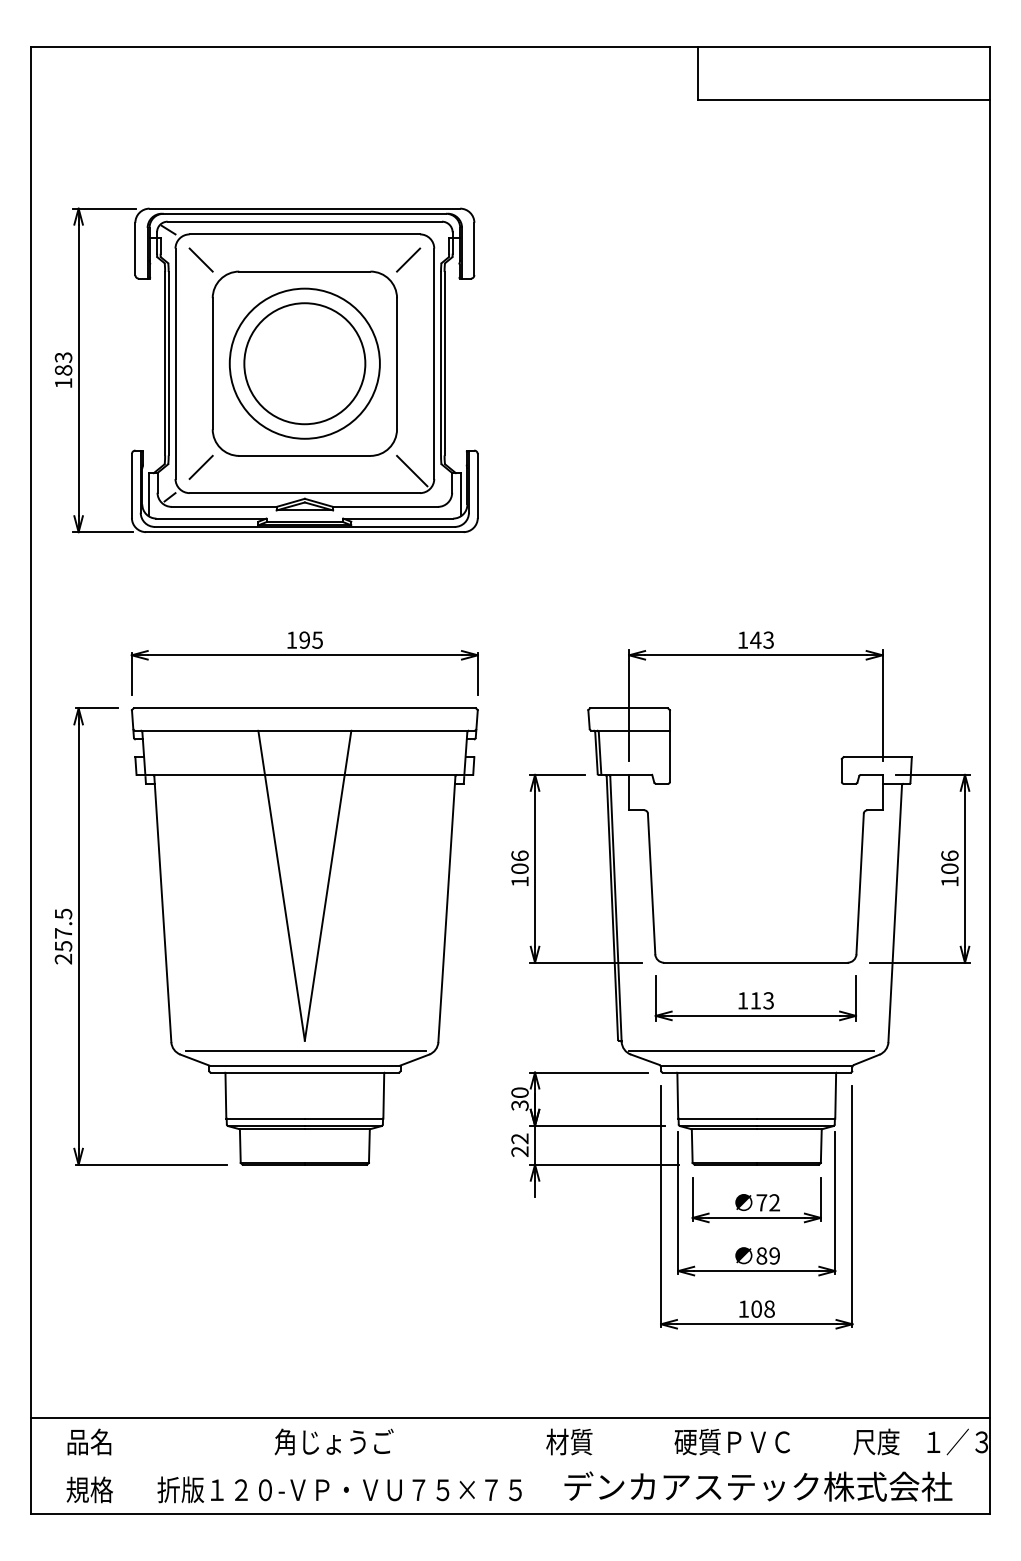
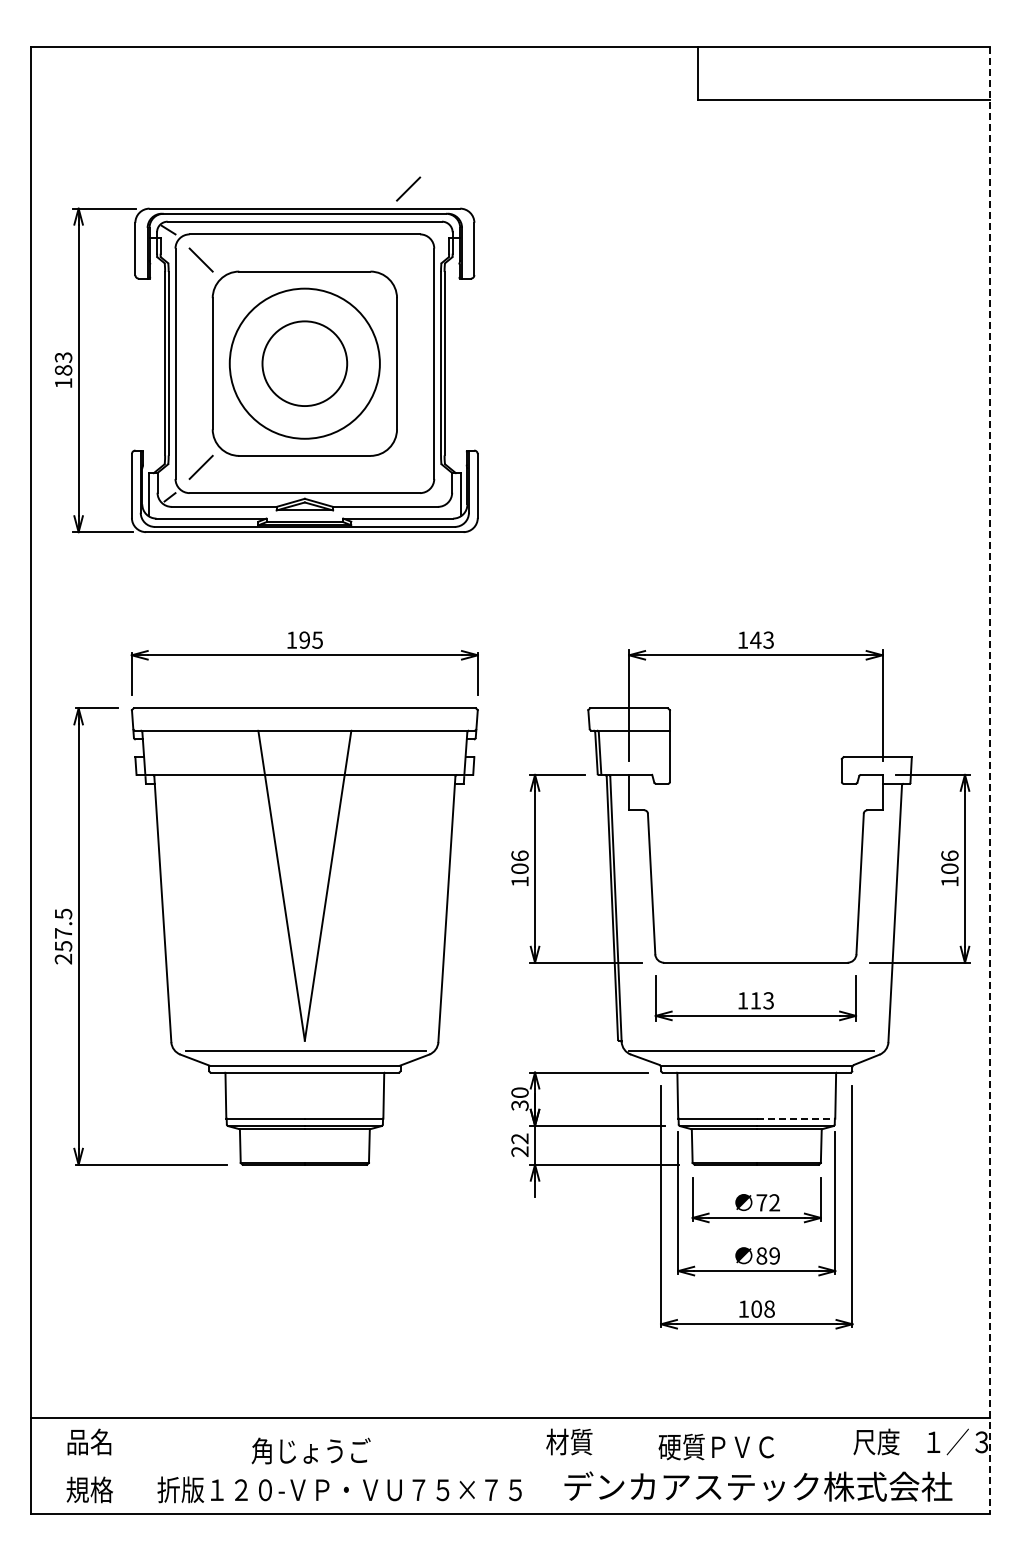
line position: (408, 259) -> (408, 188) (408, 188)
circle diameter: 121 px -> 85 px (304, 363)
line: present -> none (412, 470)
line: solid -> dashed (990, 780)
line: solid -> dashed (796, 1118)
text position: (333, 1441) -> (310, 1450) (310, 1450)
text position: (731, 1441) -> (715, 1446) (715, 1446)
